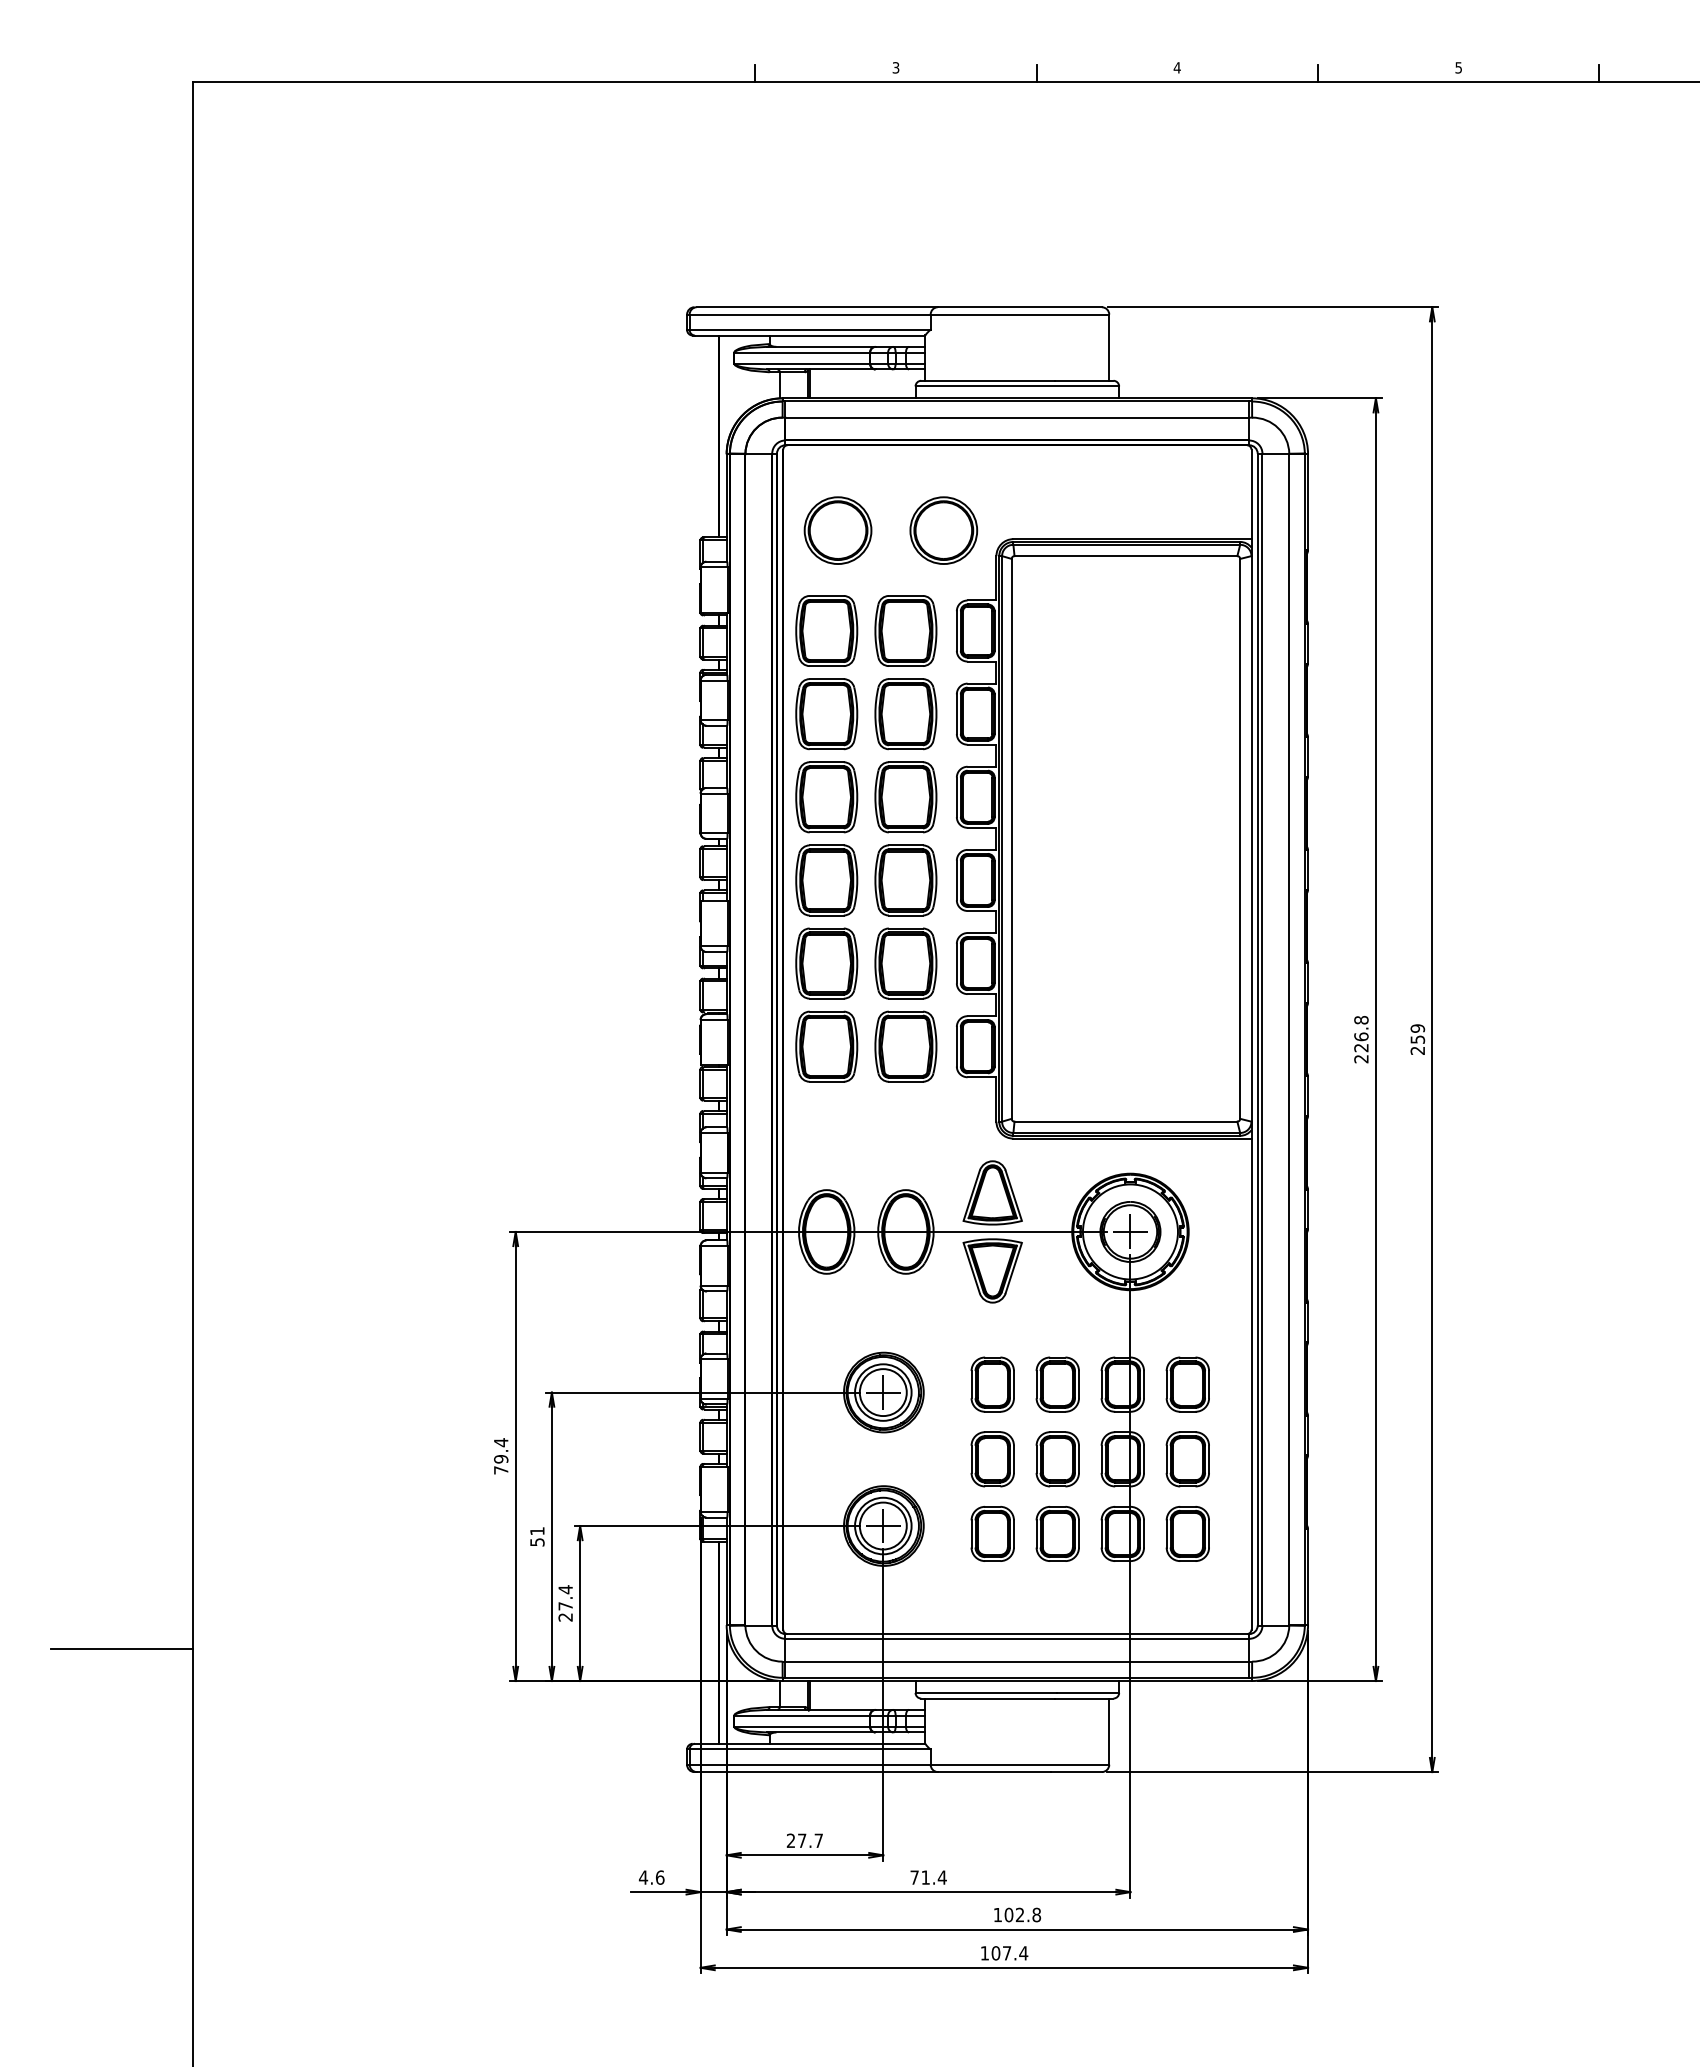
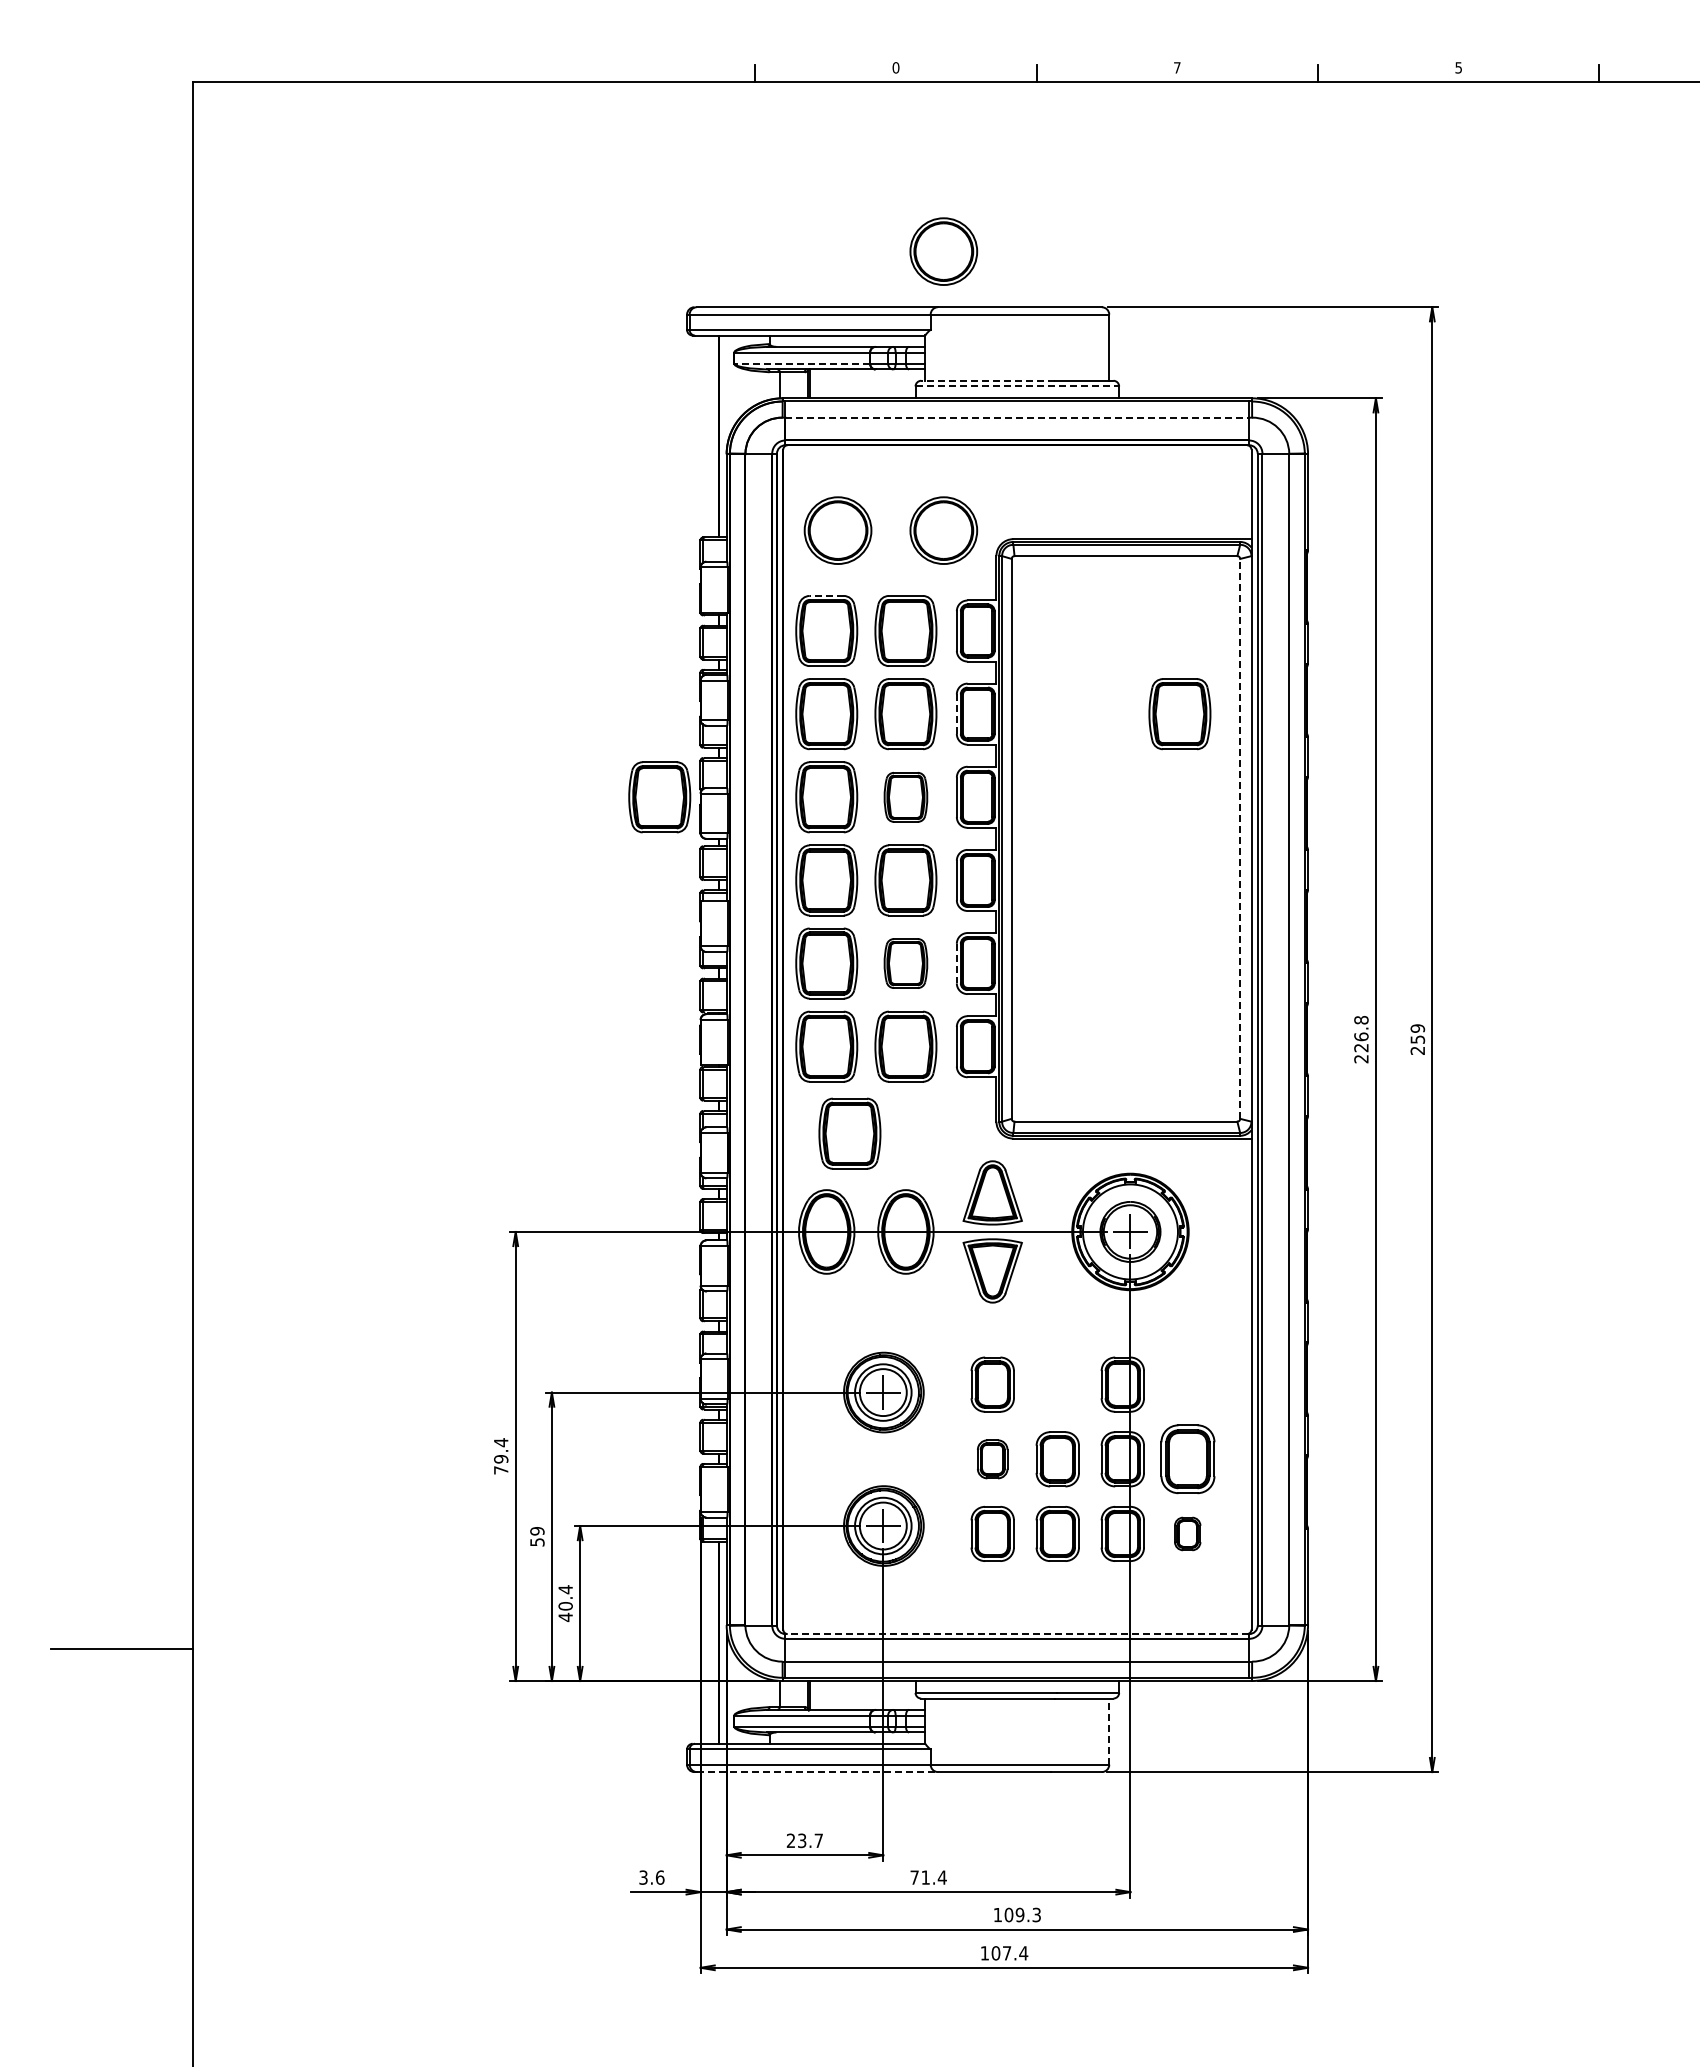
text: 3 -> 0 (895, 67)
text: 4 -> 7 (1176, 67)
part: none -> present (943, 251)
line: solid -> dashed (802, 363)
line: solid -> dashed (988, 380)
line: solid -> dashed (1017, 386)
line: solid -> dashed (1017, 417)
line: solid -> dashed (826, 595)
line: solid -> dashed (956, 714)
part: none -> present (1179, 714)
part: none -> present (659, 797)
part size: 64x73 px -> 46x51 px (905, 797)
line: solid -> dashed (1240, 838)
part size: 64x73 px -> 46x51 px (905, 963)
line: solid -> dashed (956, 963)
part: none -> present (849, 1133)
part: present -> none (1057, 1384)
part: present -> none (1187, 1384)
part size: 45x57 px -> 32x41 px (992, 1459)
part size: 45x57 px -> 56x71 px (1187, 1459)
text: 51 -> 59 (537, 1531)
part size: 45x56 px -> 28x36 px (1187, 1533)
text: 27.4 -> 40.4 (565, 1612)
line: solid -> dashed (1017, 1634)
line: solid -> dashed (1109, 1731)
line: solid -> dashed (817, 1772)
text: 27.7 -> 23.7 (802, 1840)
text: 4.6 -> 3.6 (643, 1877)
text: 102.8 -> 109.3 (1028, 1914)
